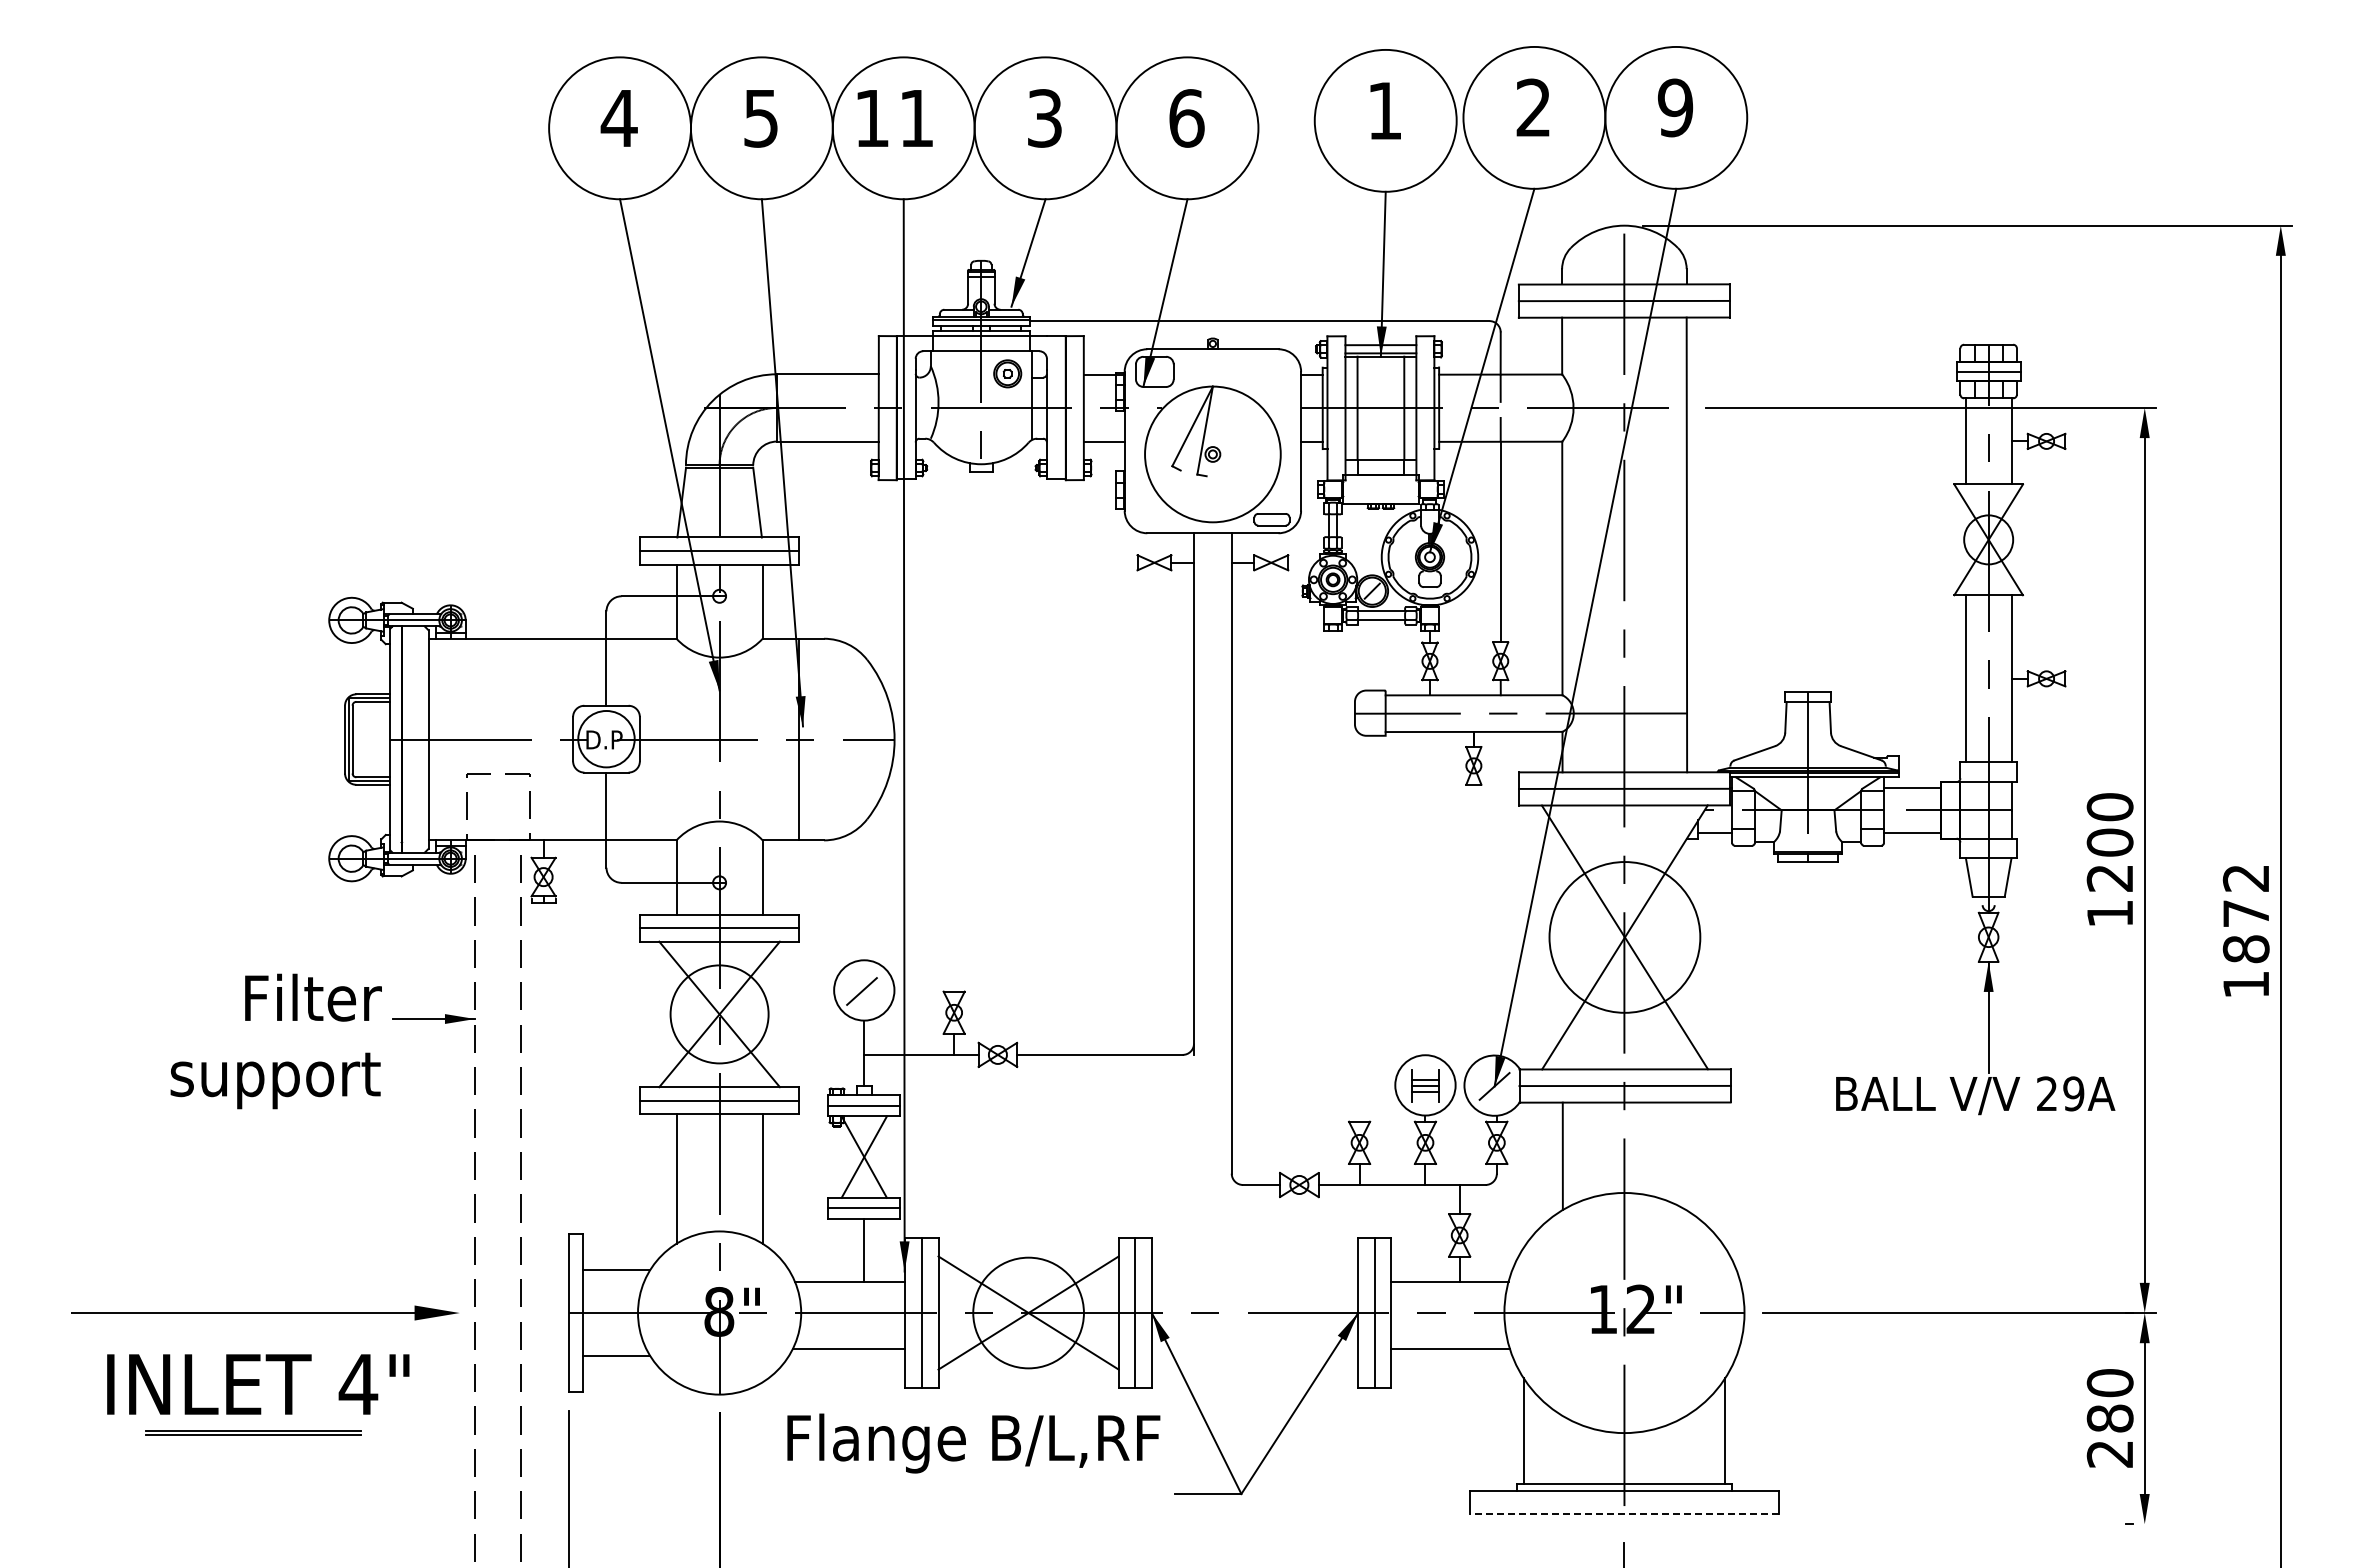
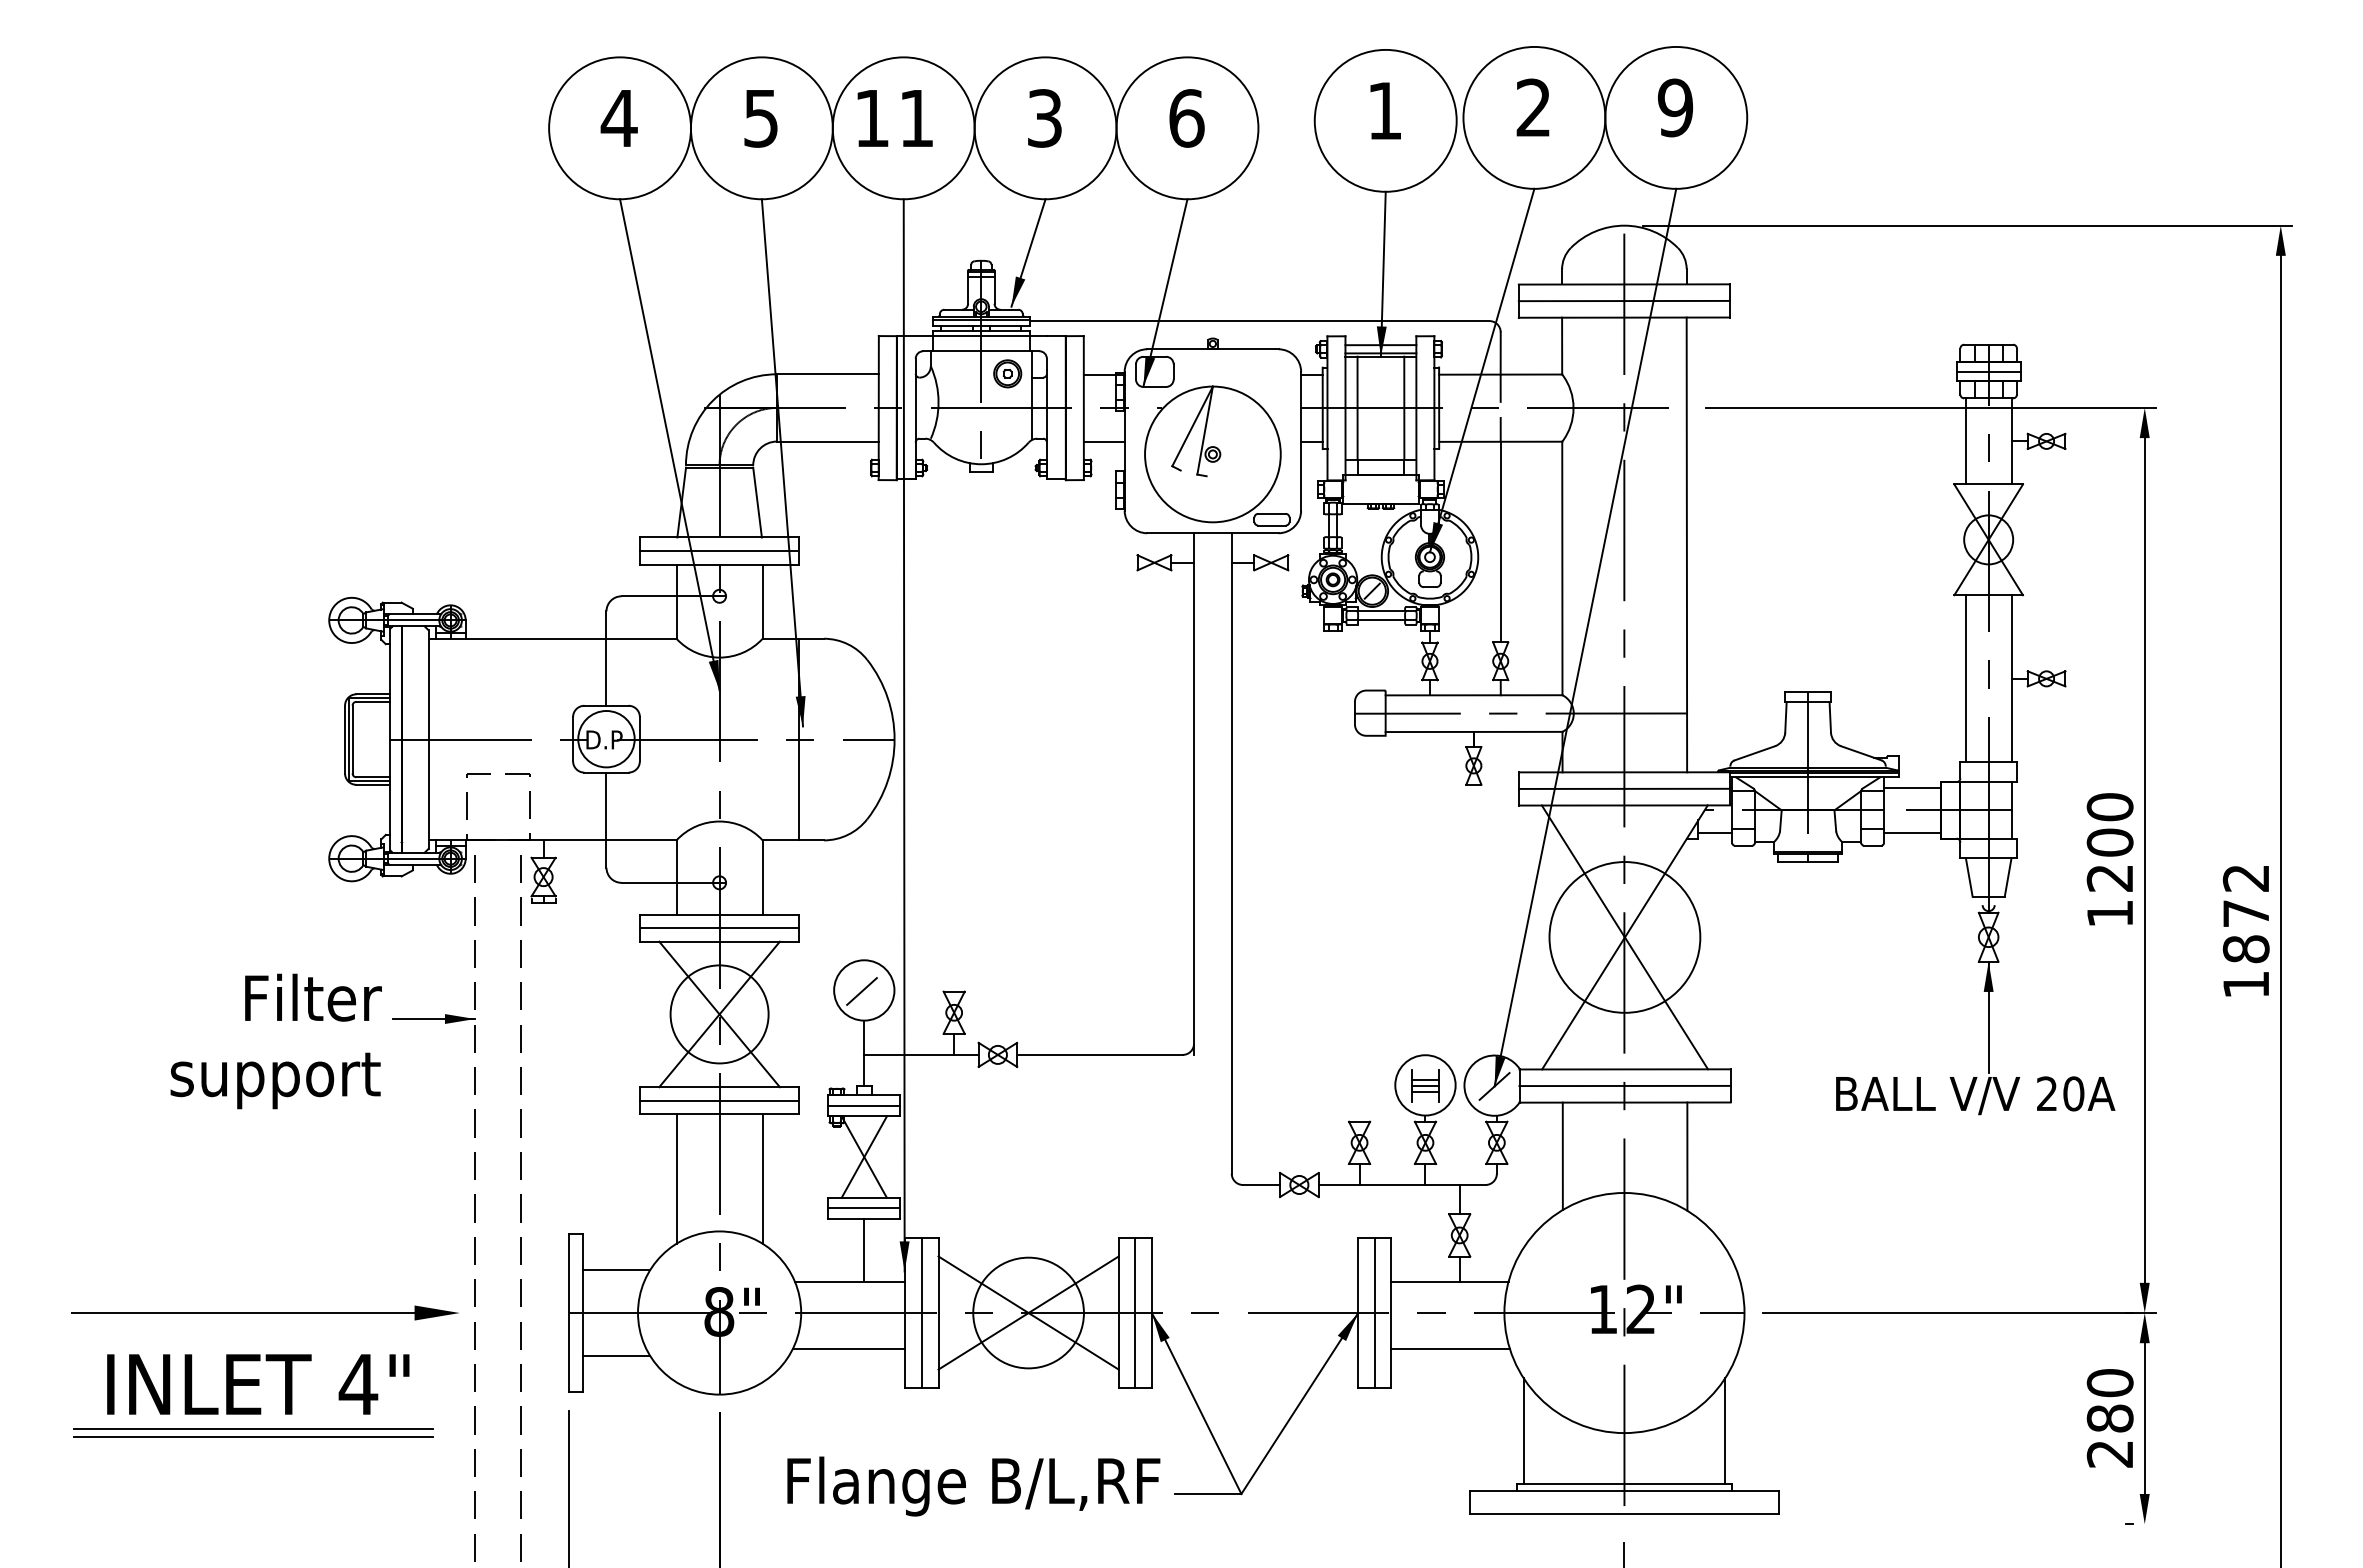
text: 29A -> 20A (2073, 1093)
line: none -> present (1687, 1156)
part size: 217x6 px -> 361x10 px (253, 1432)
text position: (973, 1443) -> (973, 1486) (973, 1486)
line: dashed -> solid (1624, 1513)
